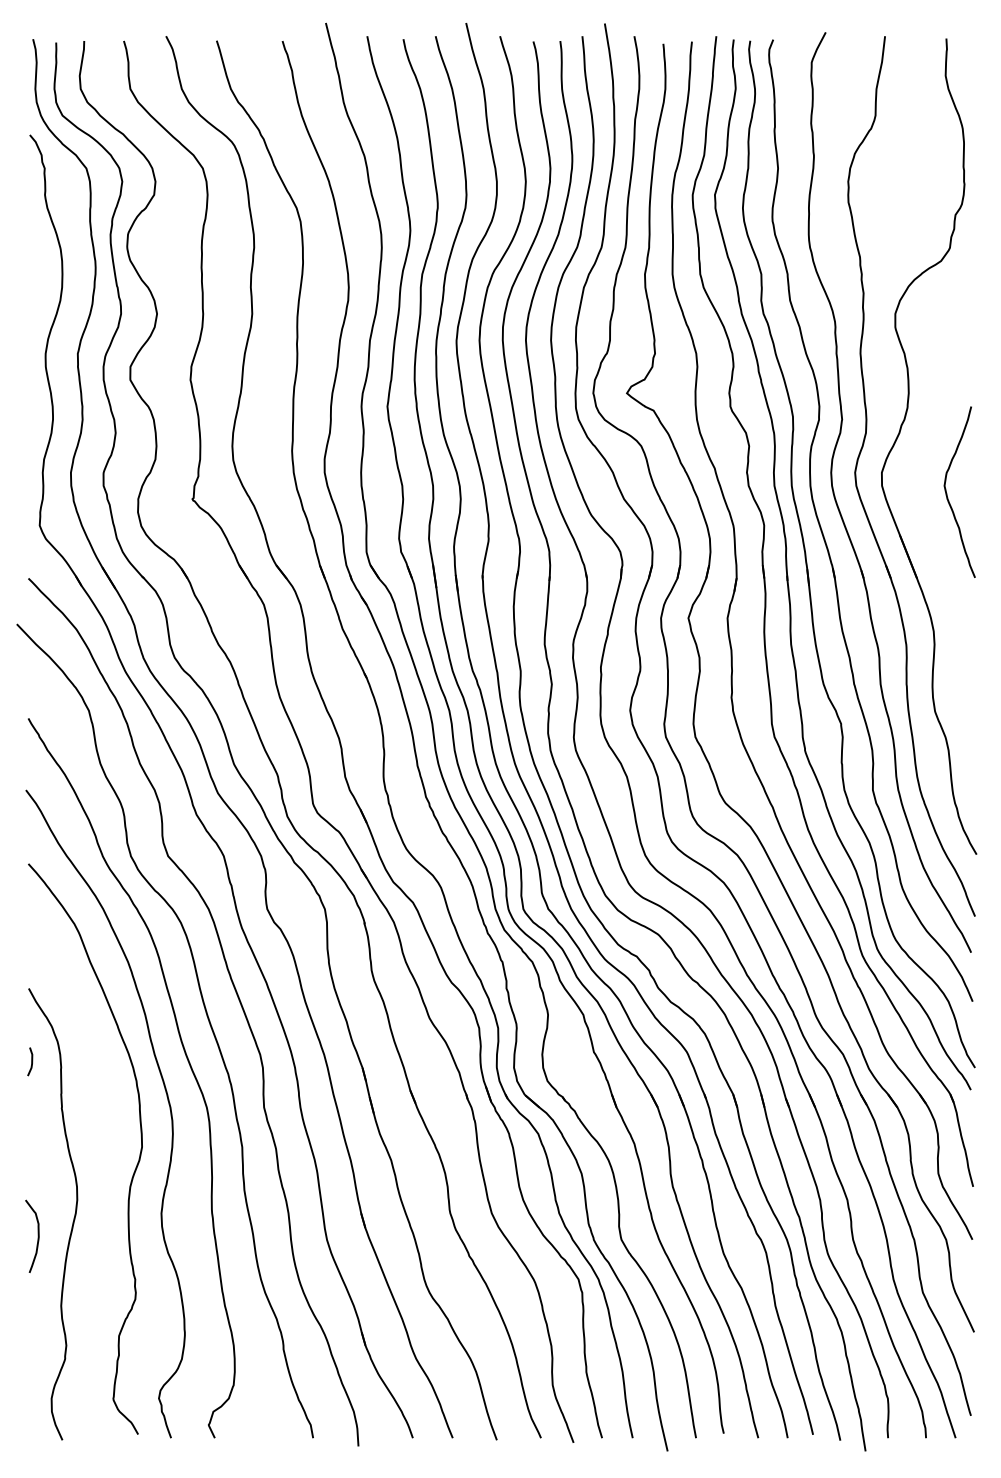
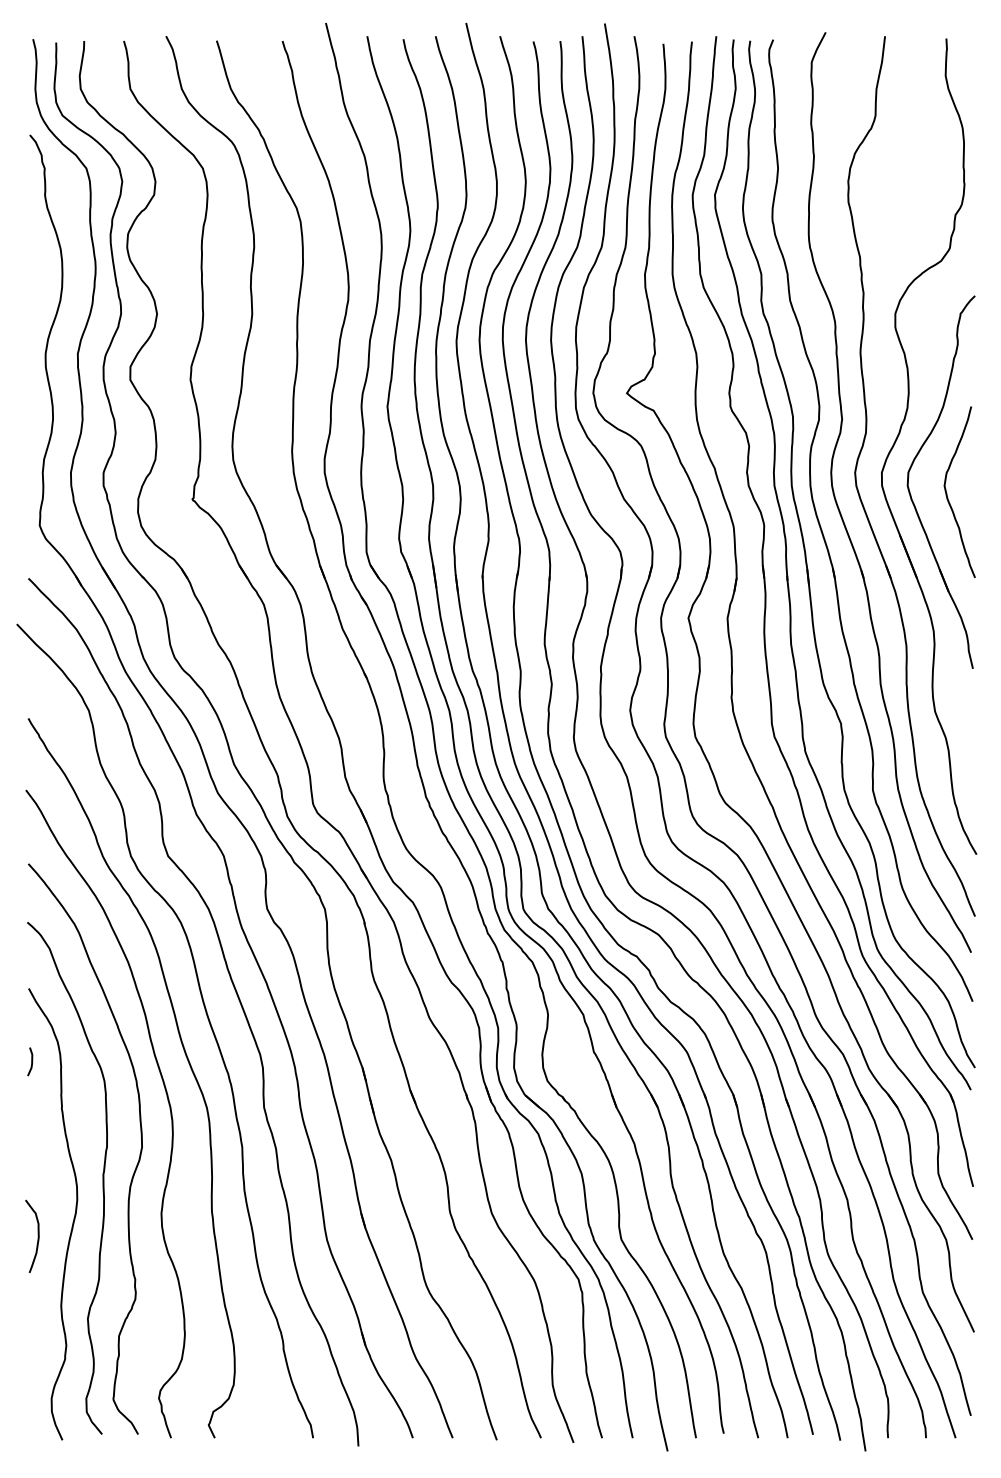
part: none -> present (909, 476)
curve: none -> present (102, 1178)
